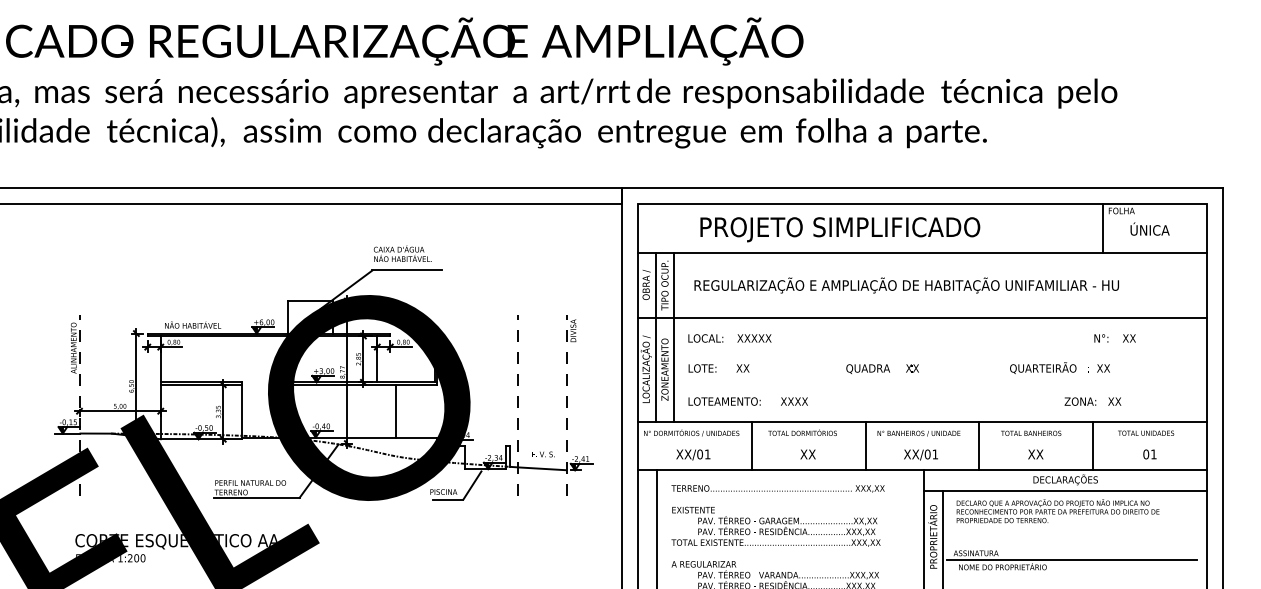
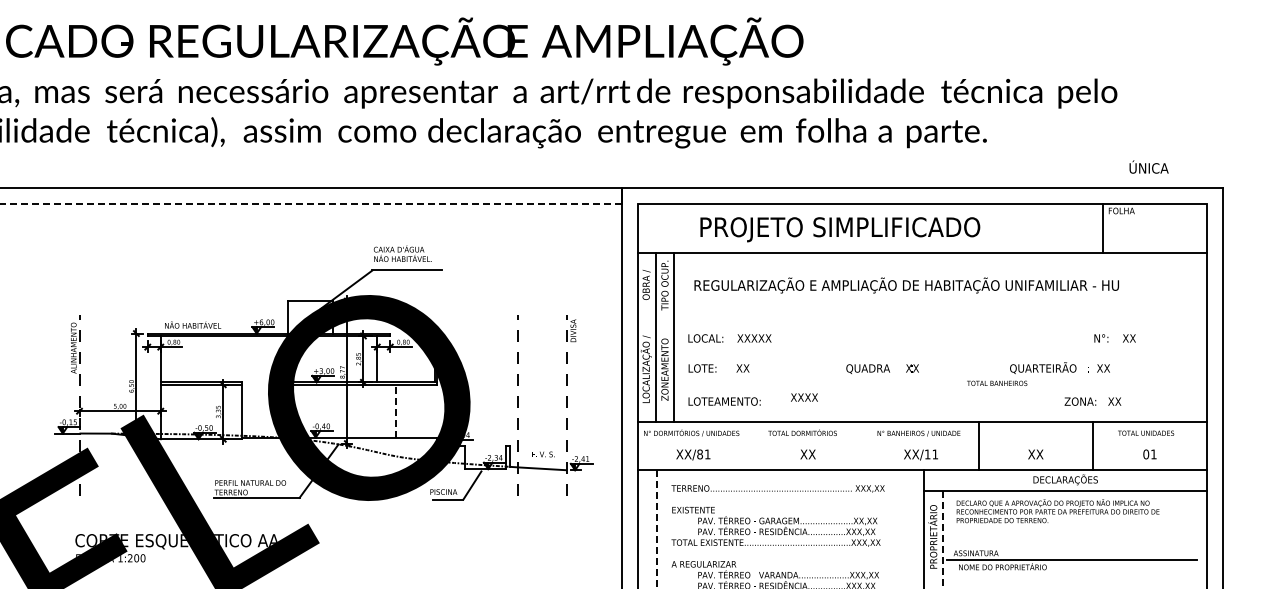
line: solid -> dashed (311, 203)
text position: (1149, 228) -> (1148, 166) (1148, 166)
line: present -> none (922, 317)
text position: (794, 401) -> (804, 397) (804, 397)
line: solid -> dashed (396, 410)
text position: (1031, 432) -> (997, 382) (997, 382)
line: present -> none (751, 445)
line: present -> none (865, 445)
text: XX/01 -> XX/81 (700, 454)
text: XX/01 -> XX/11 (927, 454)
line: solid -> dashed (657, 529)
line: solid -> dashed (943, 540)
